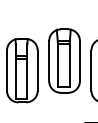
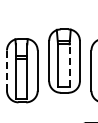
line: solid -> dashed (69, 65)
line: solid -> dashed (6, 71)
